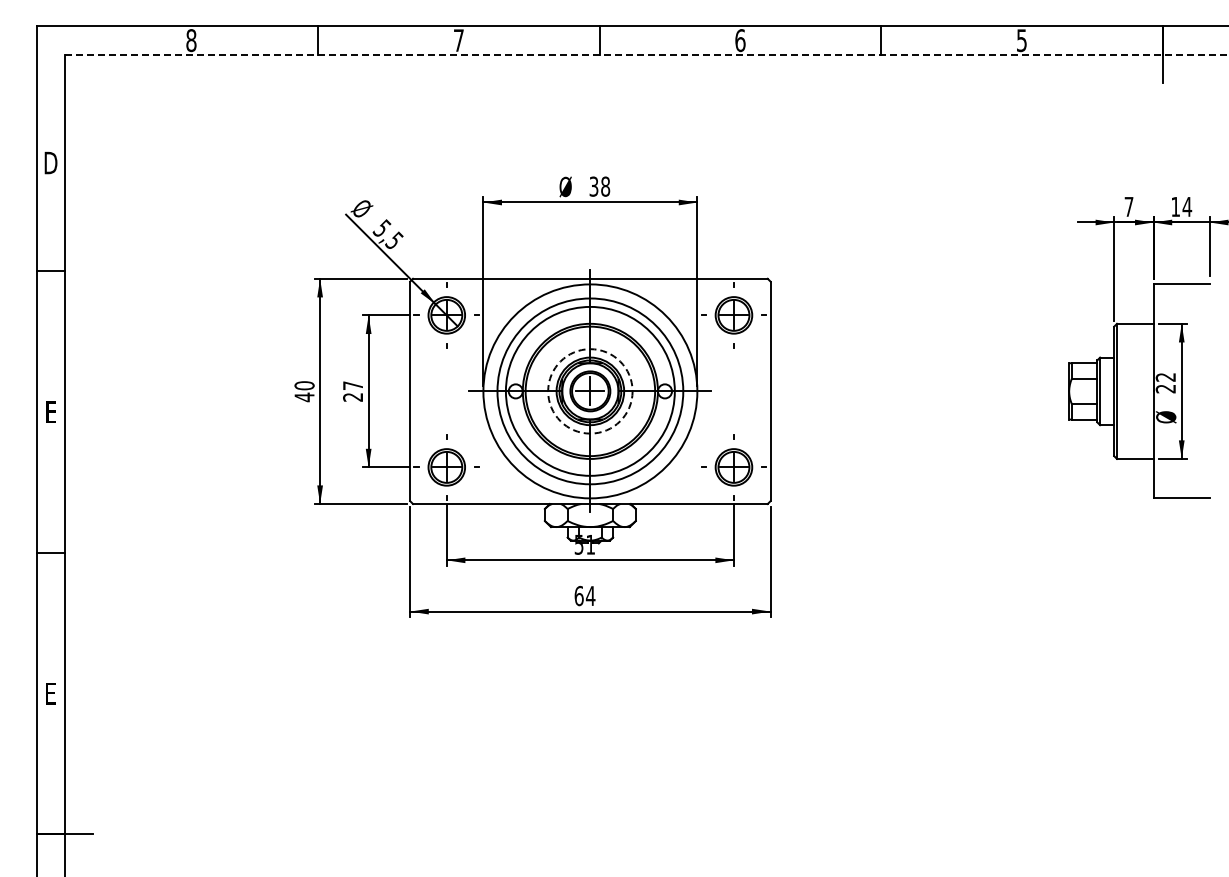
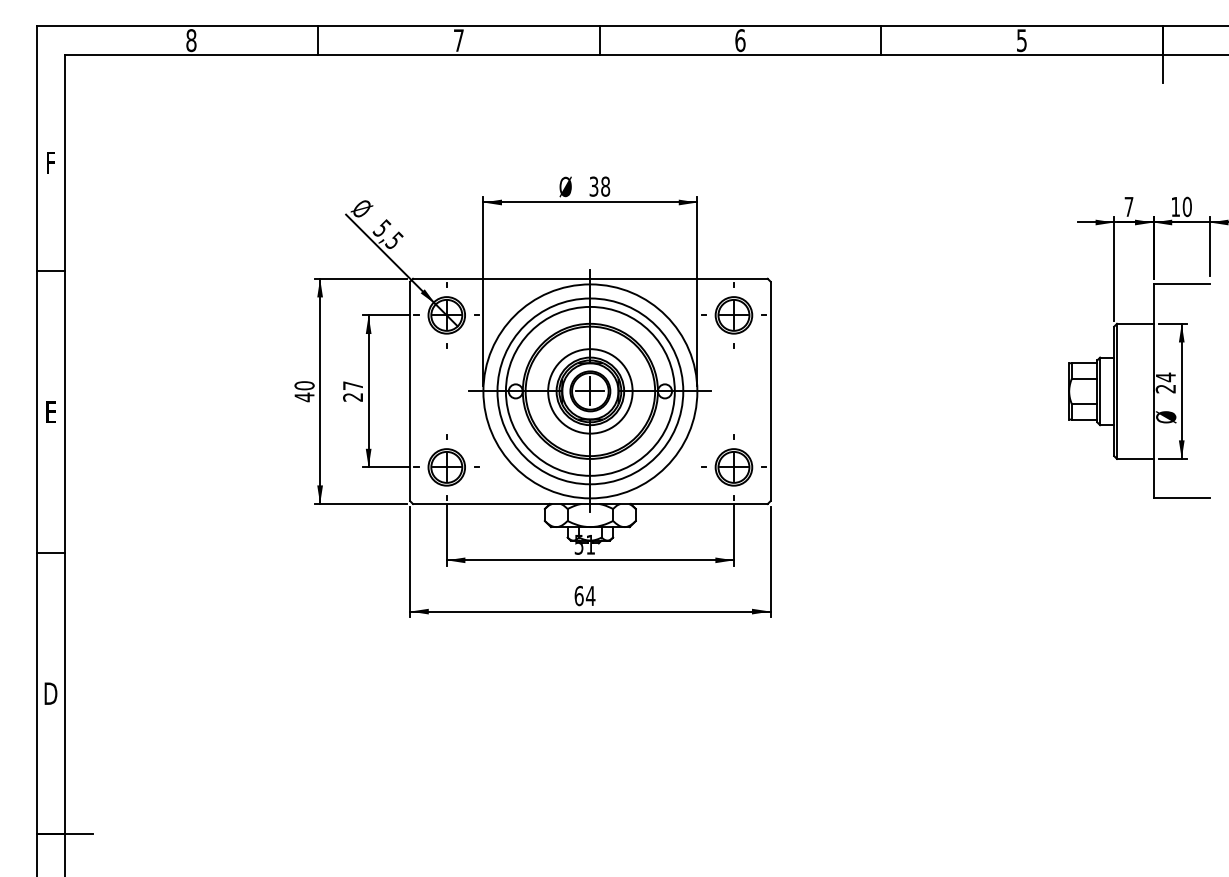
line: dashed -> solid (646, 54)
text: D -> F (50, 162)
text: 14 -> 10 (1187, 206)
text: 22 -> 24 (1165, 377)
circle: dashed -> solid (590, 391)
text: E -> D (50, 693)
